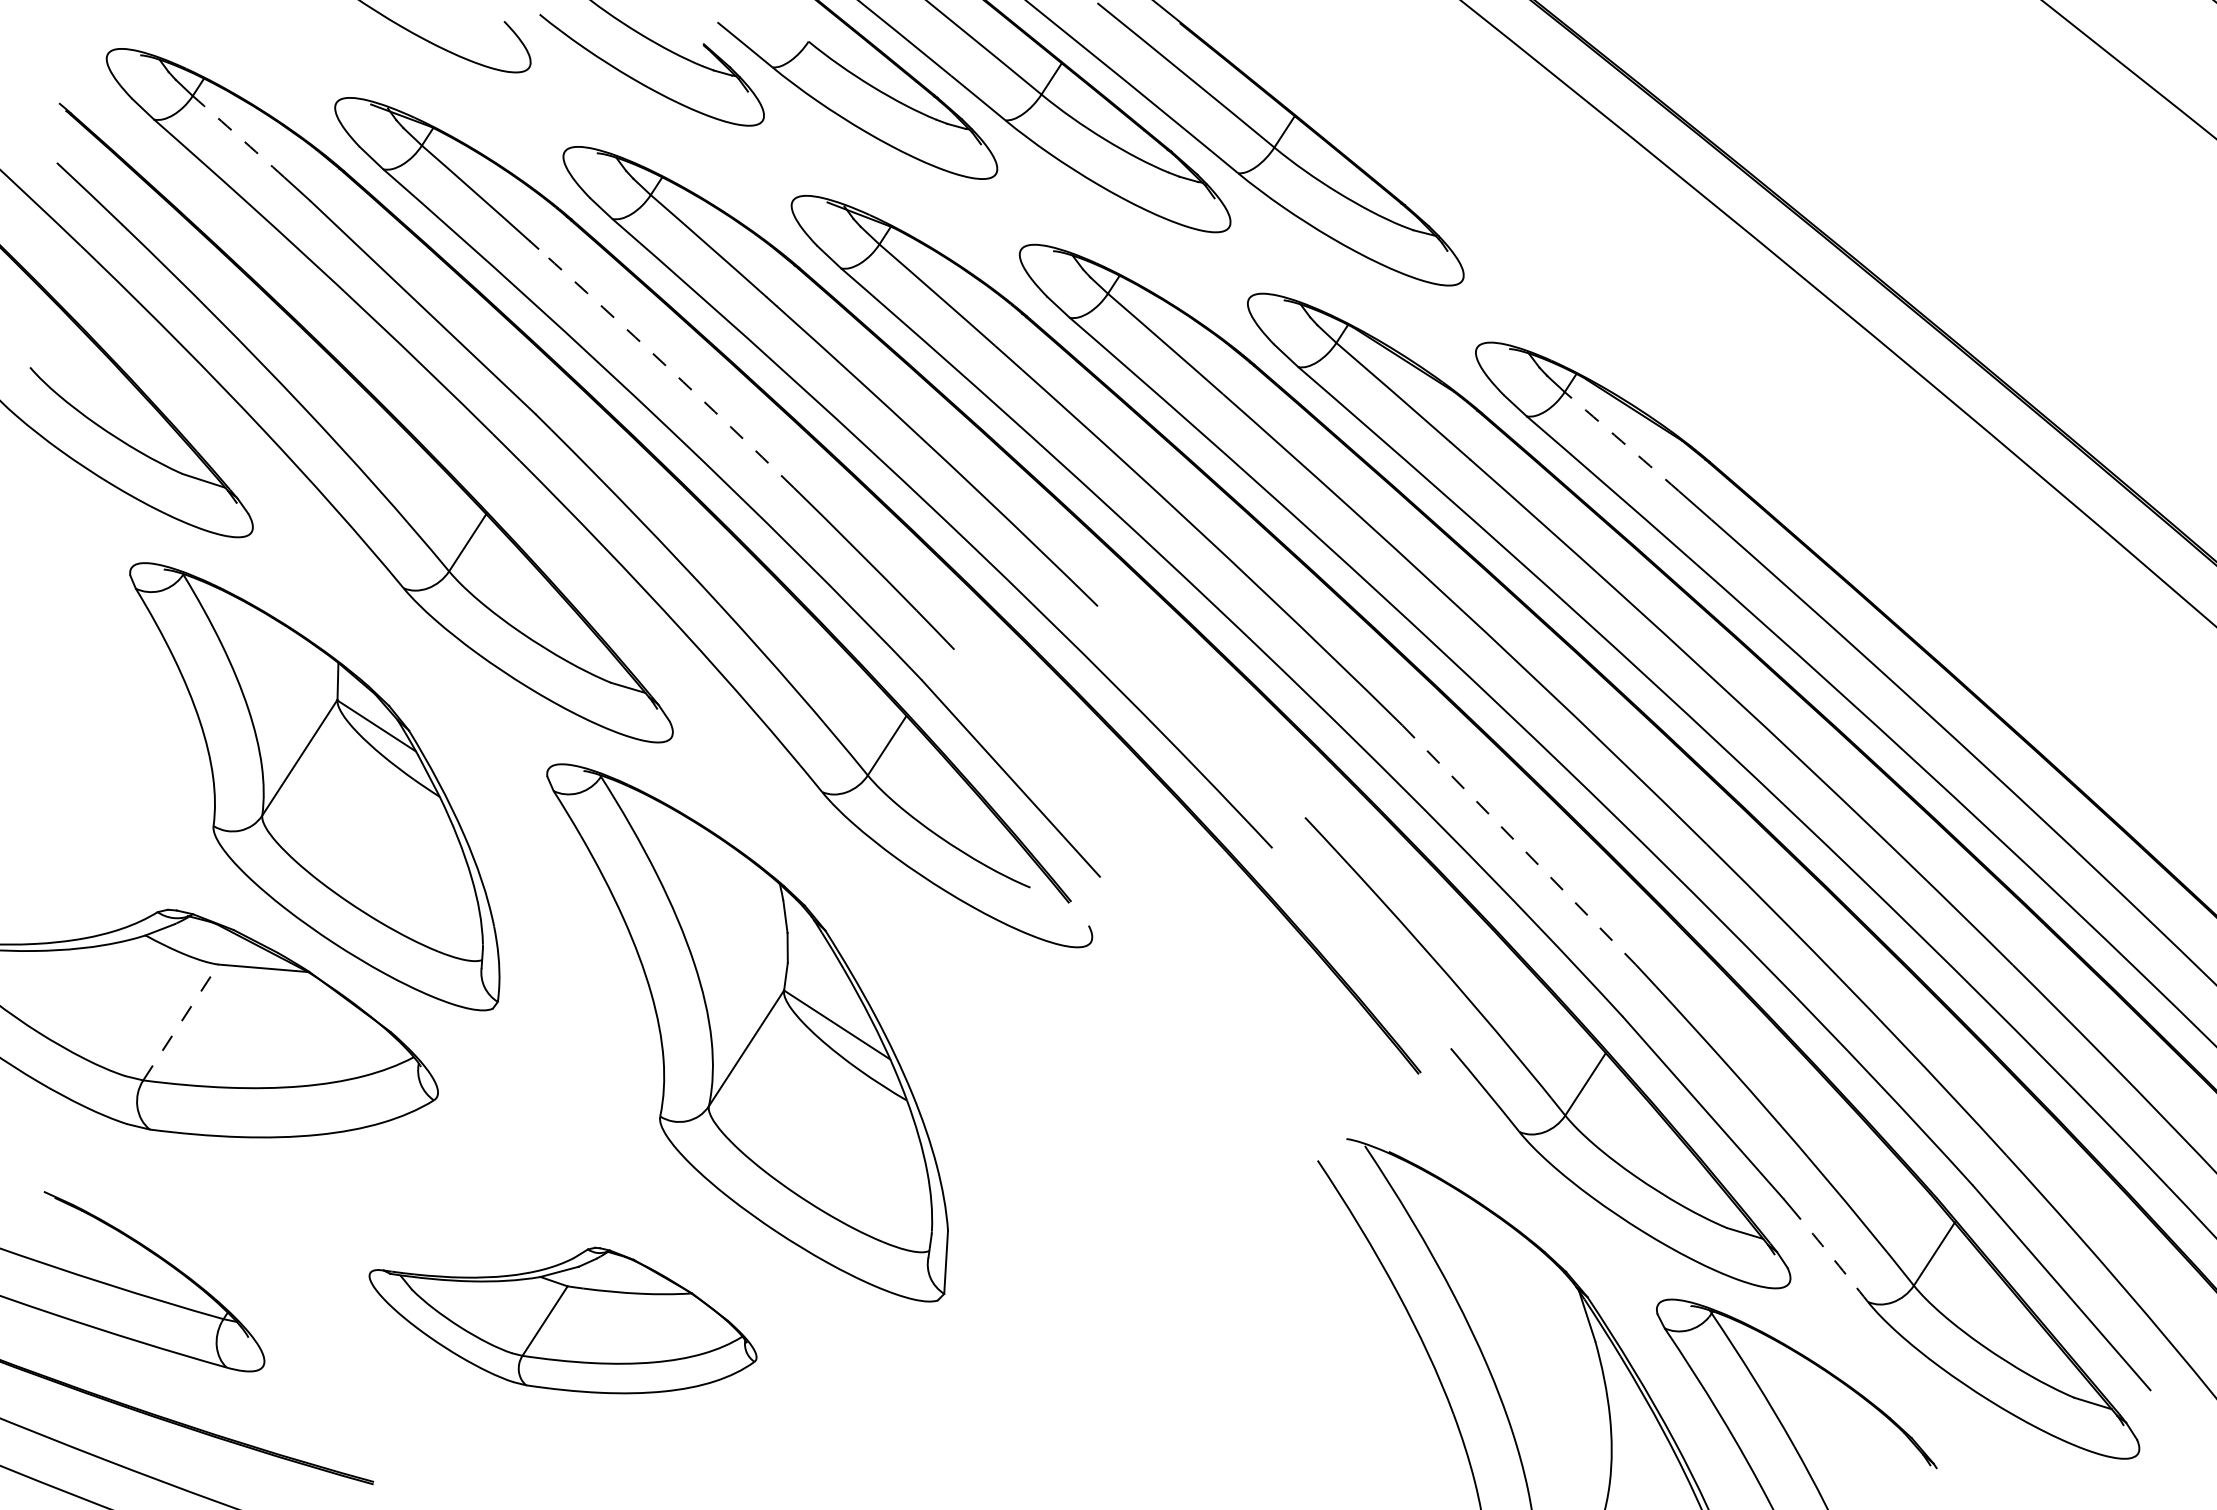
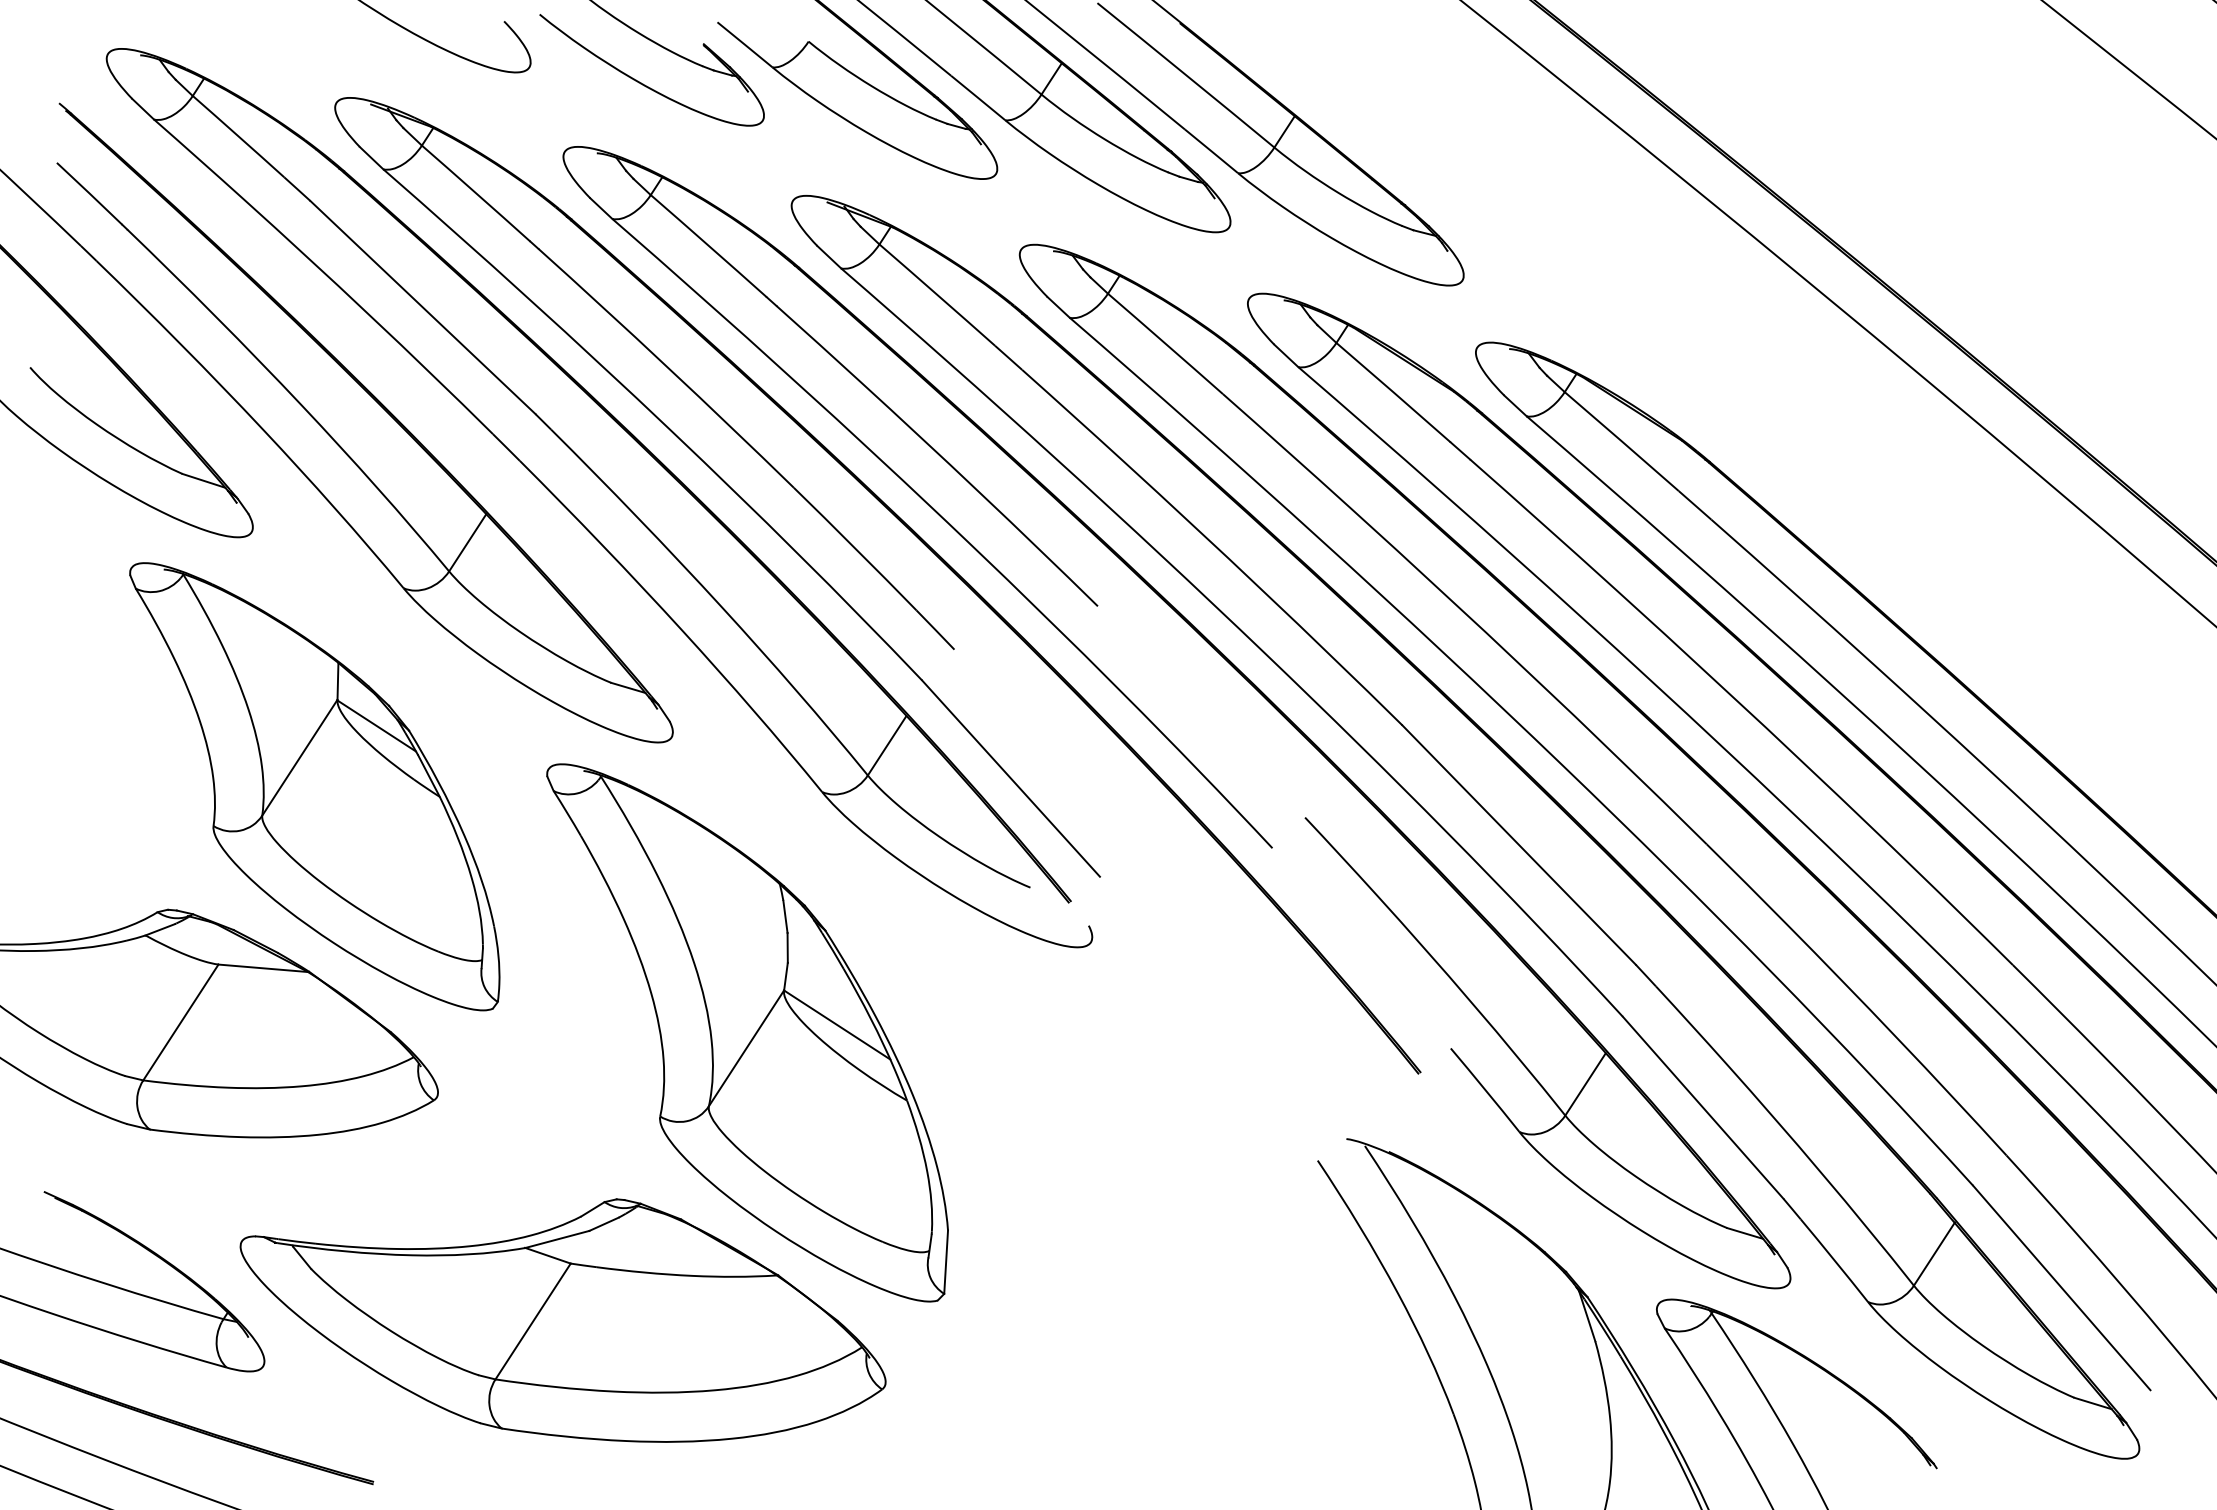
arc: dashed -> solid (238, 136)
arc: dashed -> solid (667, 367)
arc: dashed -> solid (1621, 441)
line: dashed -> solid (1519, 845)
line: dashed -> solid (181, 1022)
arc: dashed -> solid (1834, 1260)
part size: 390x149 px -> 648x245 px (562, 1320)
